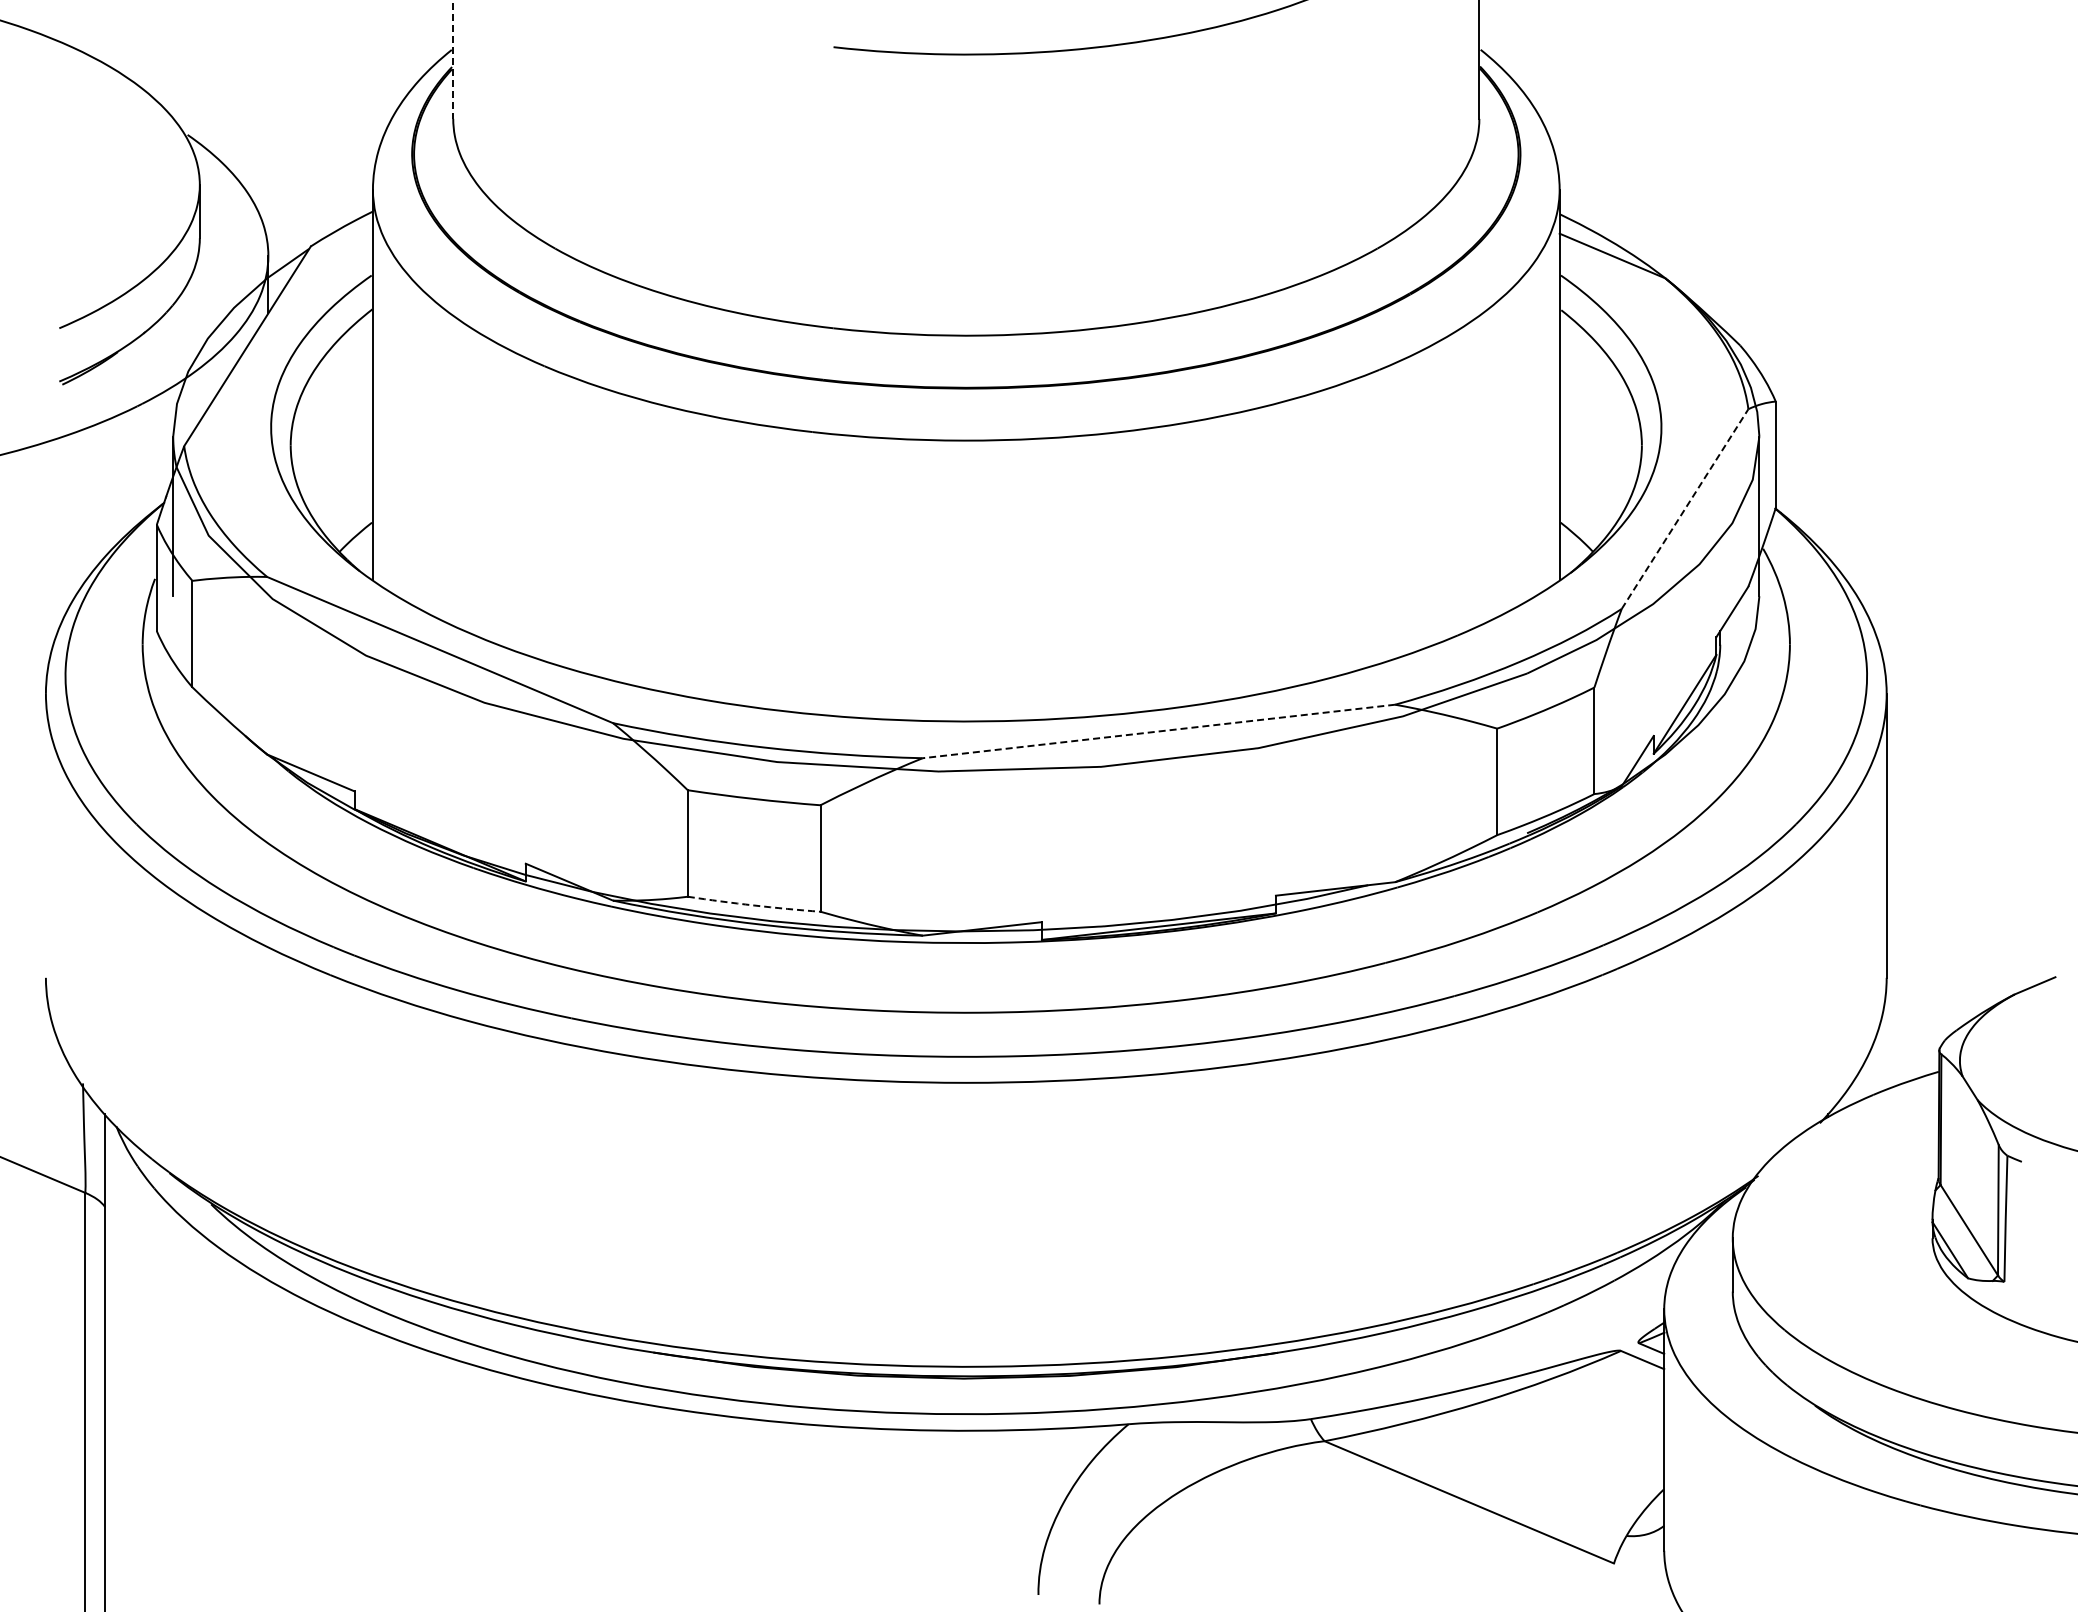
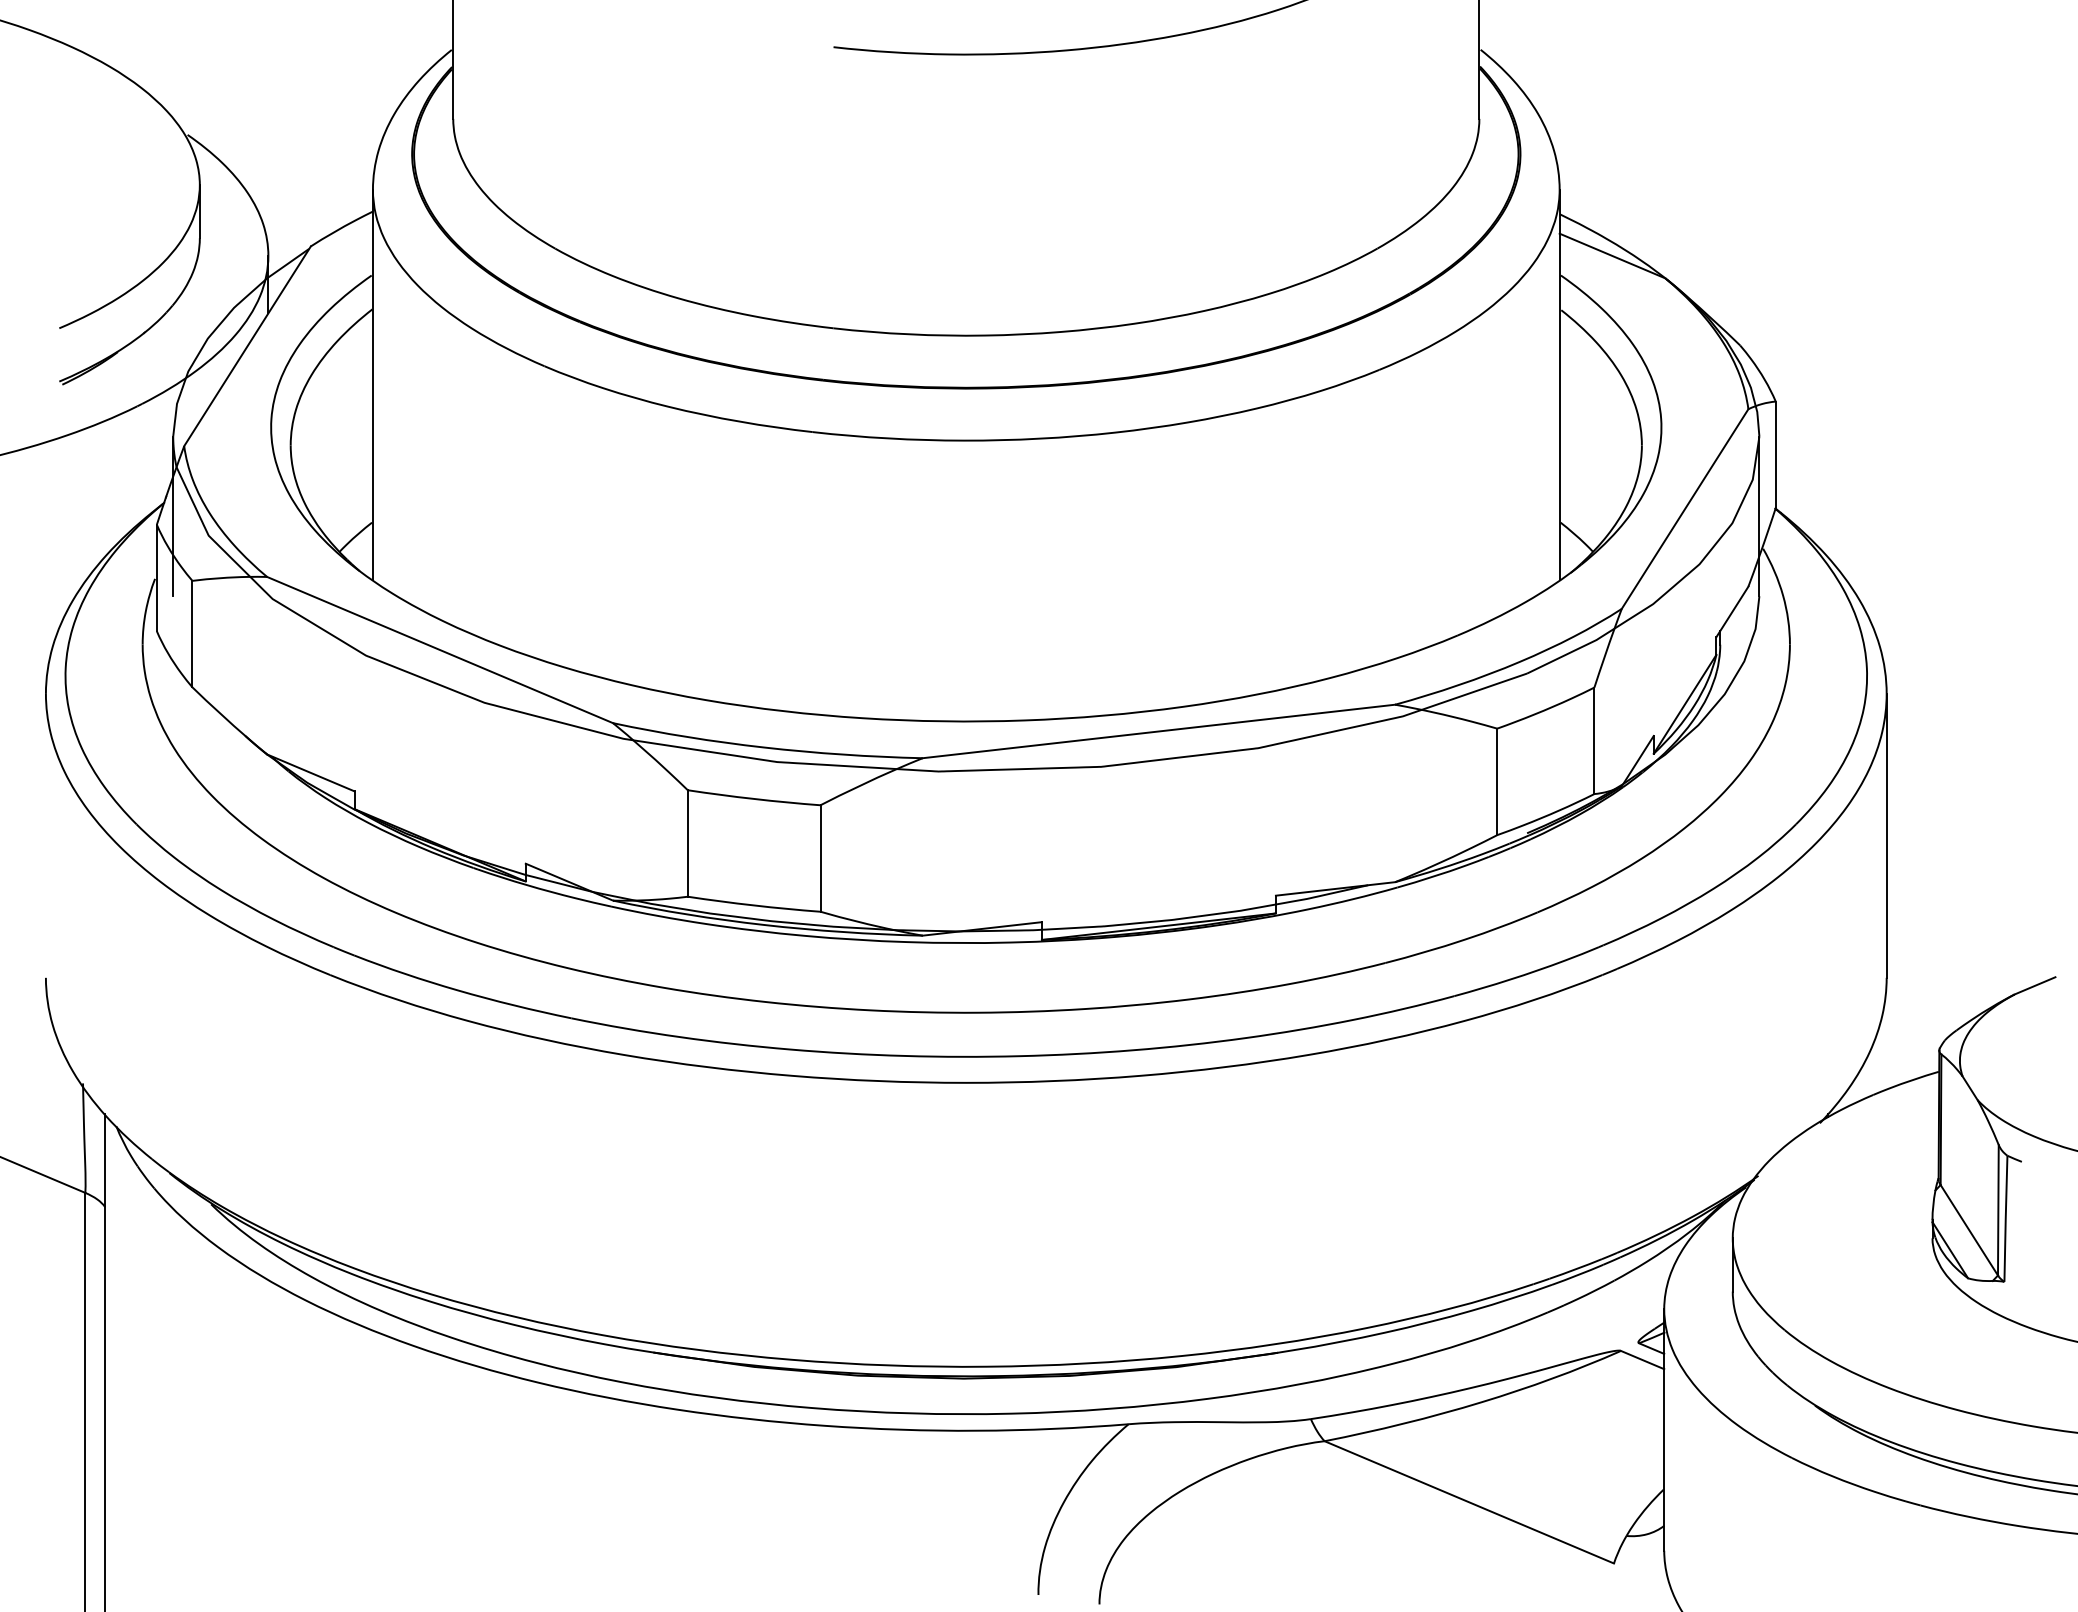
line: dashed -> solid (453, 60)
line: dashed -> solid (1685, 508)
line: dashed -> solid (1158, 731)
arc: dashed -> solid (754, 905)
